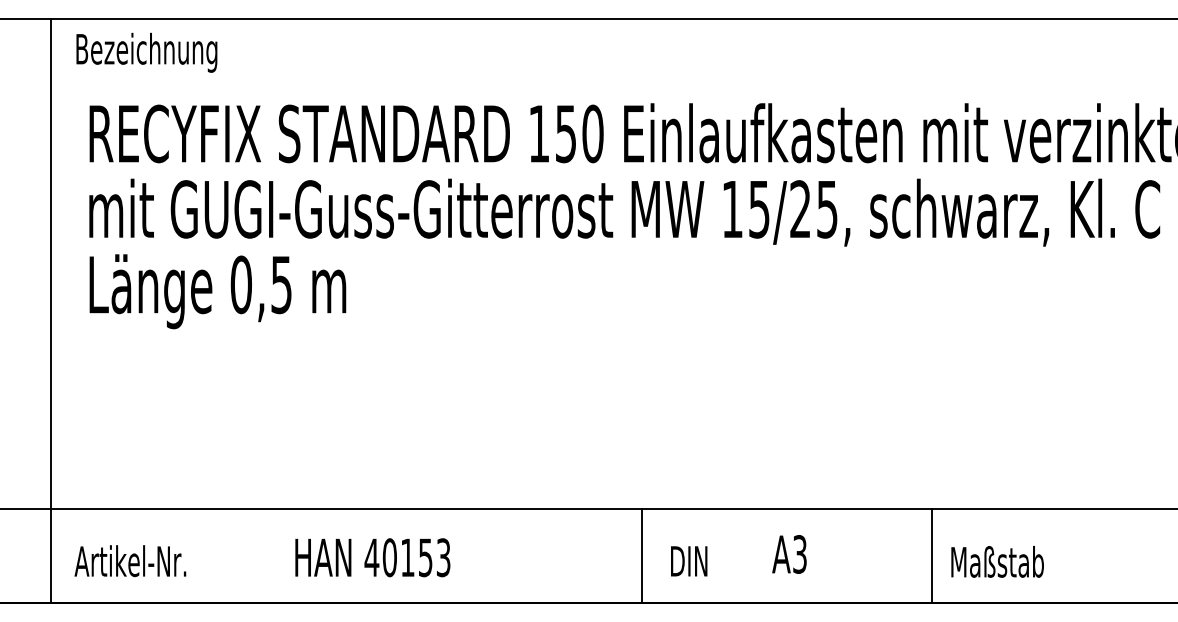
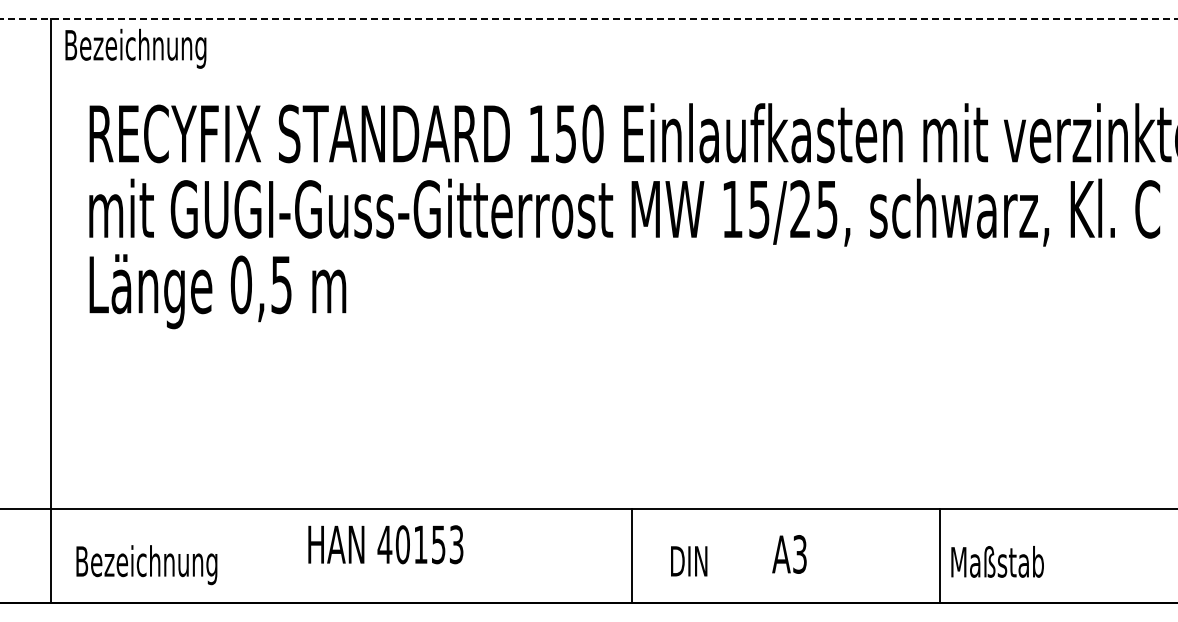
line: solid -> dashed (589, 18)
text position: (146, 52) -> (135, 48) (135, 48)
line position: (641, 556) -> (631, 556) (631, 556)
line position: (931, 556) -> (939, 556) (939, 556)
text position: (372, 557) -> (385, 544) (385, 544)
text: Artikel-Nr. -> Bezeichnung (145, 565)
